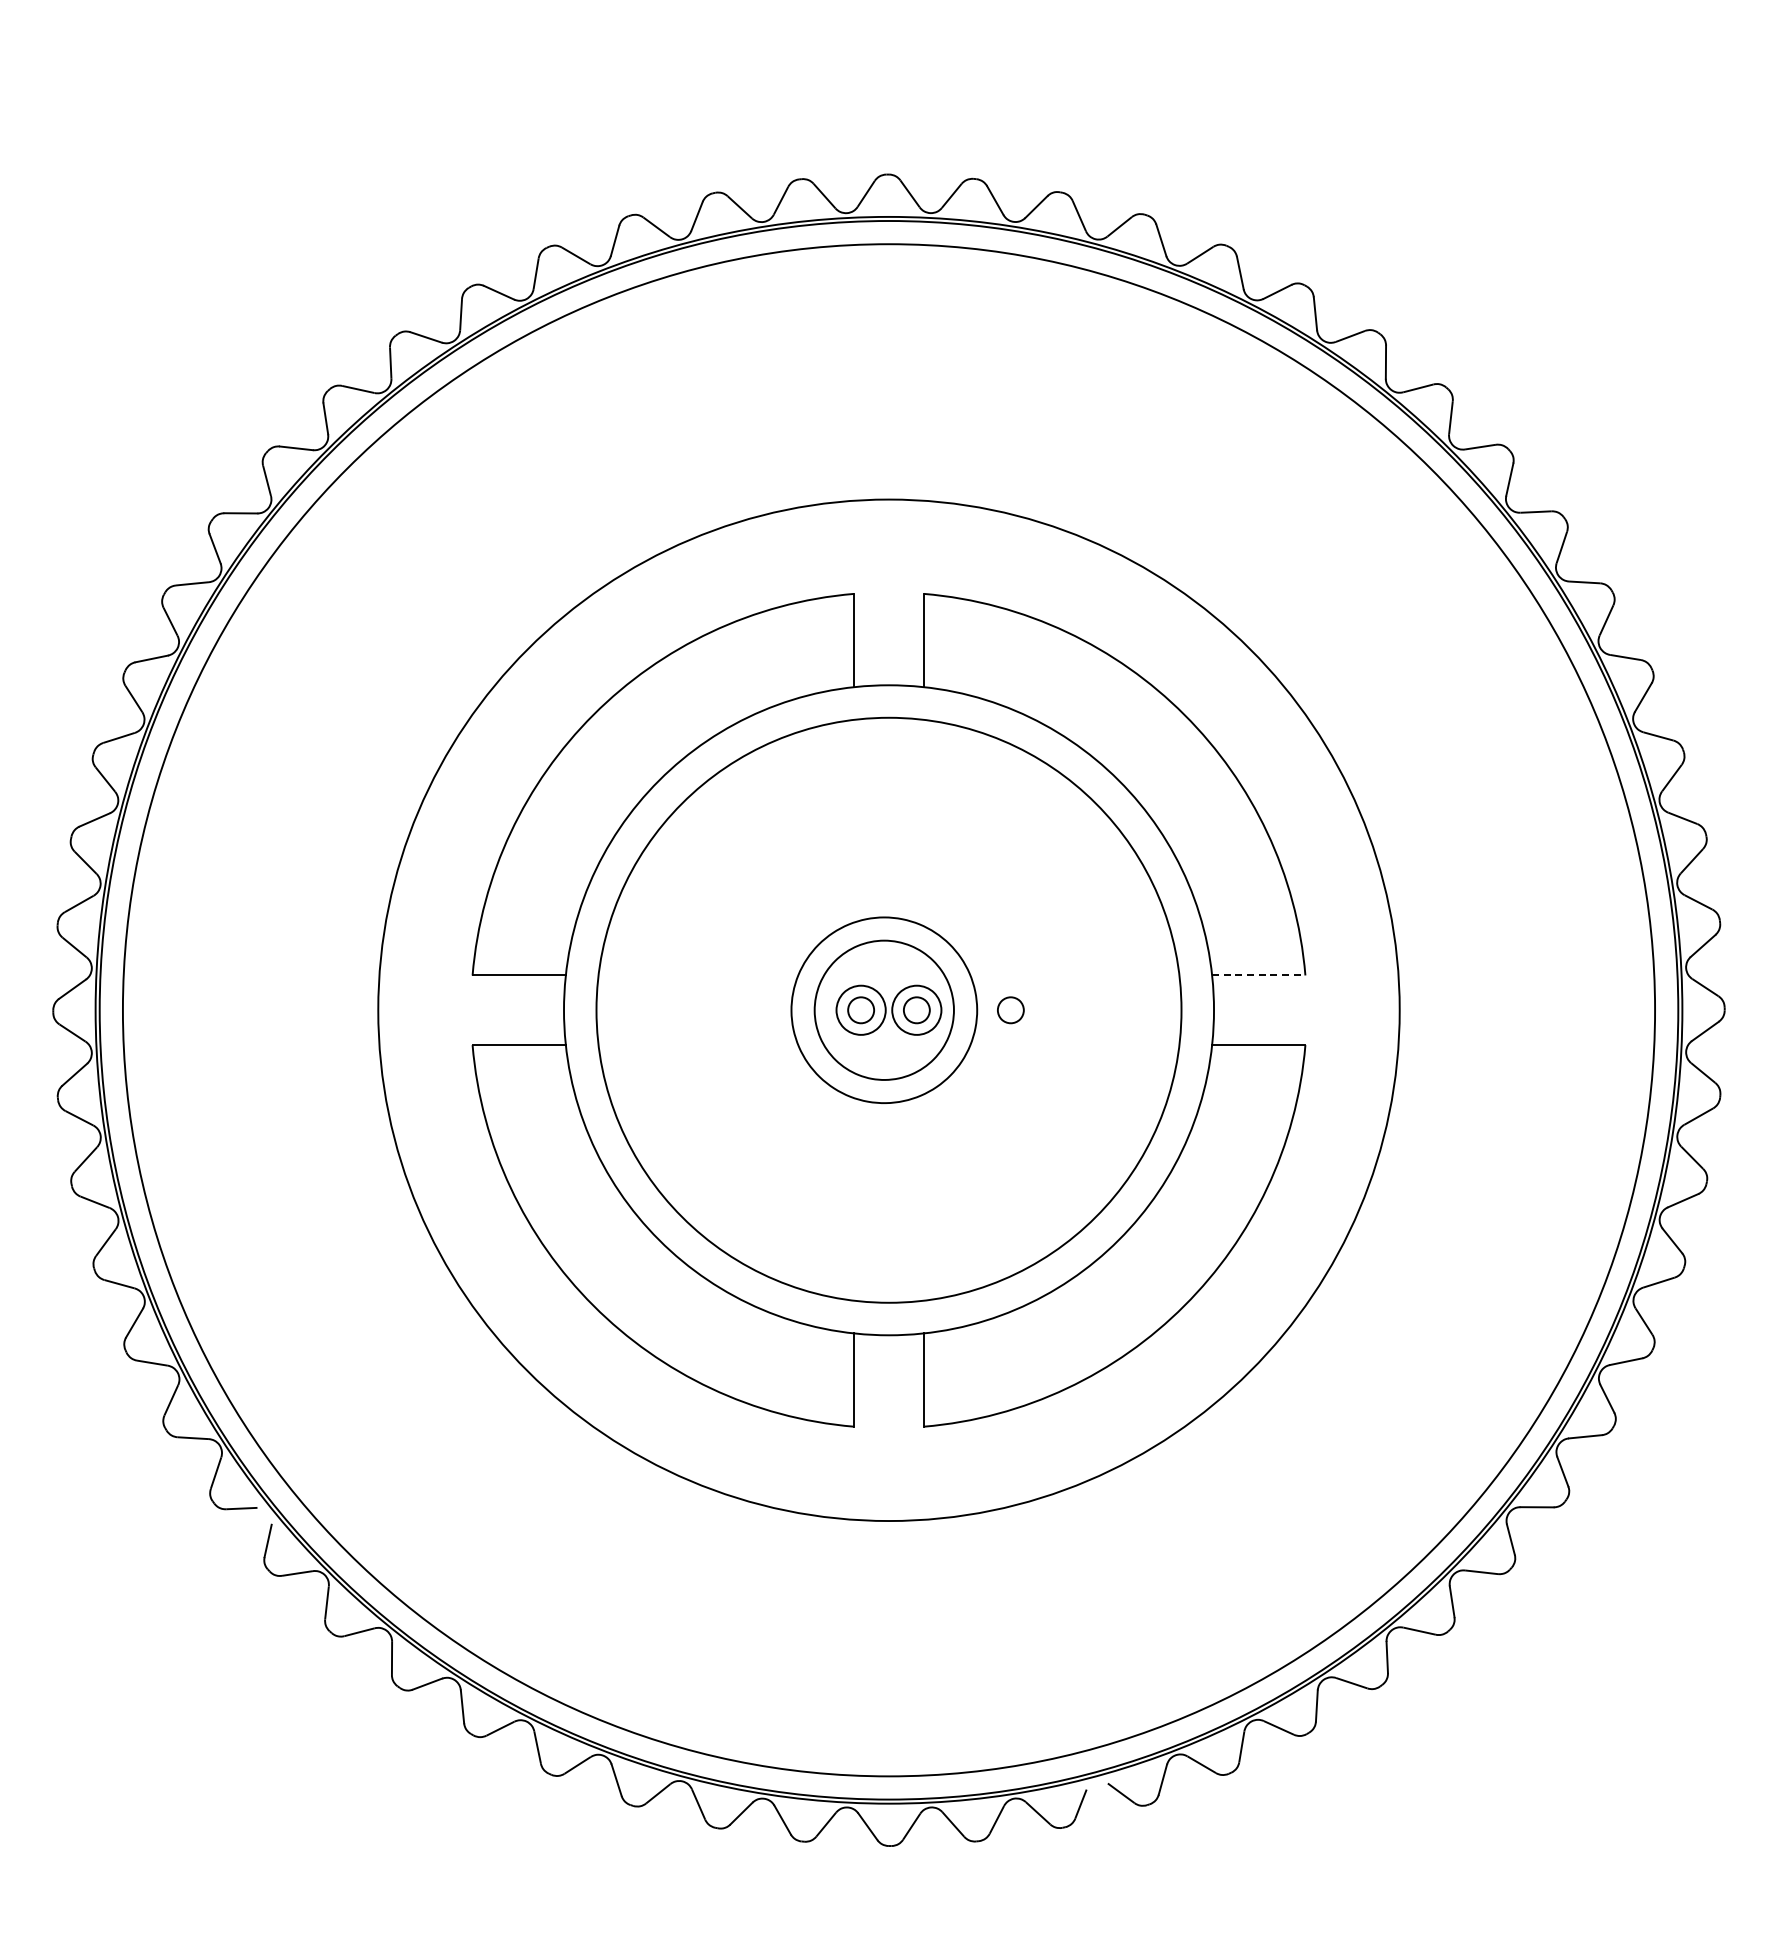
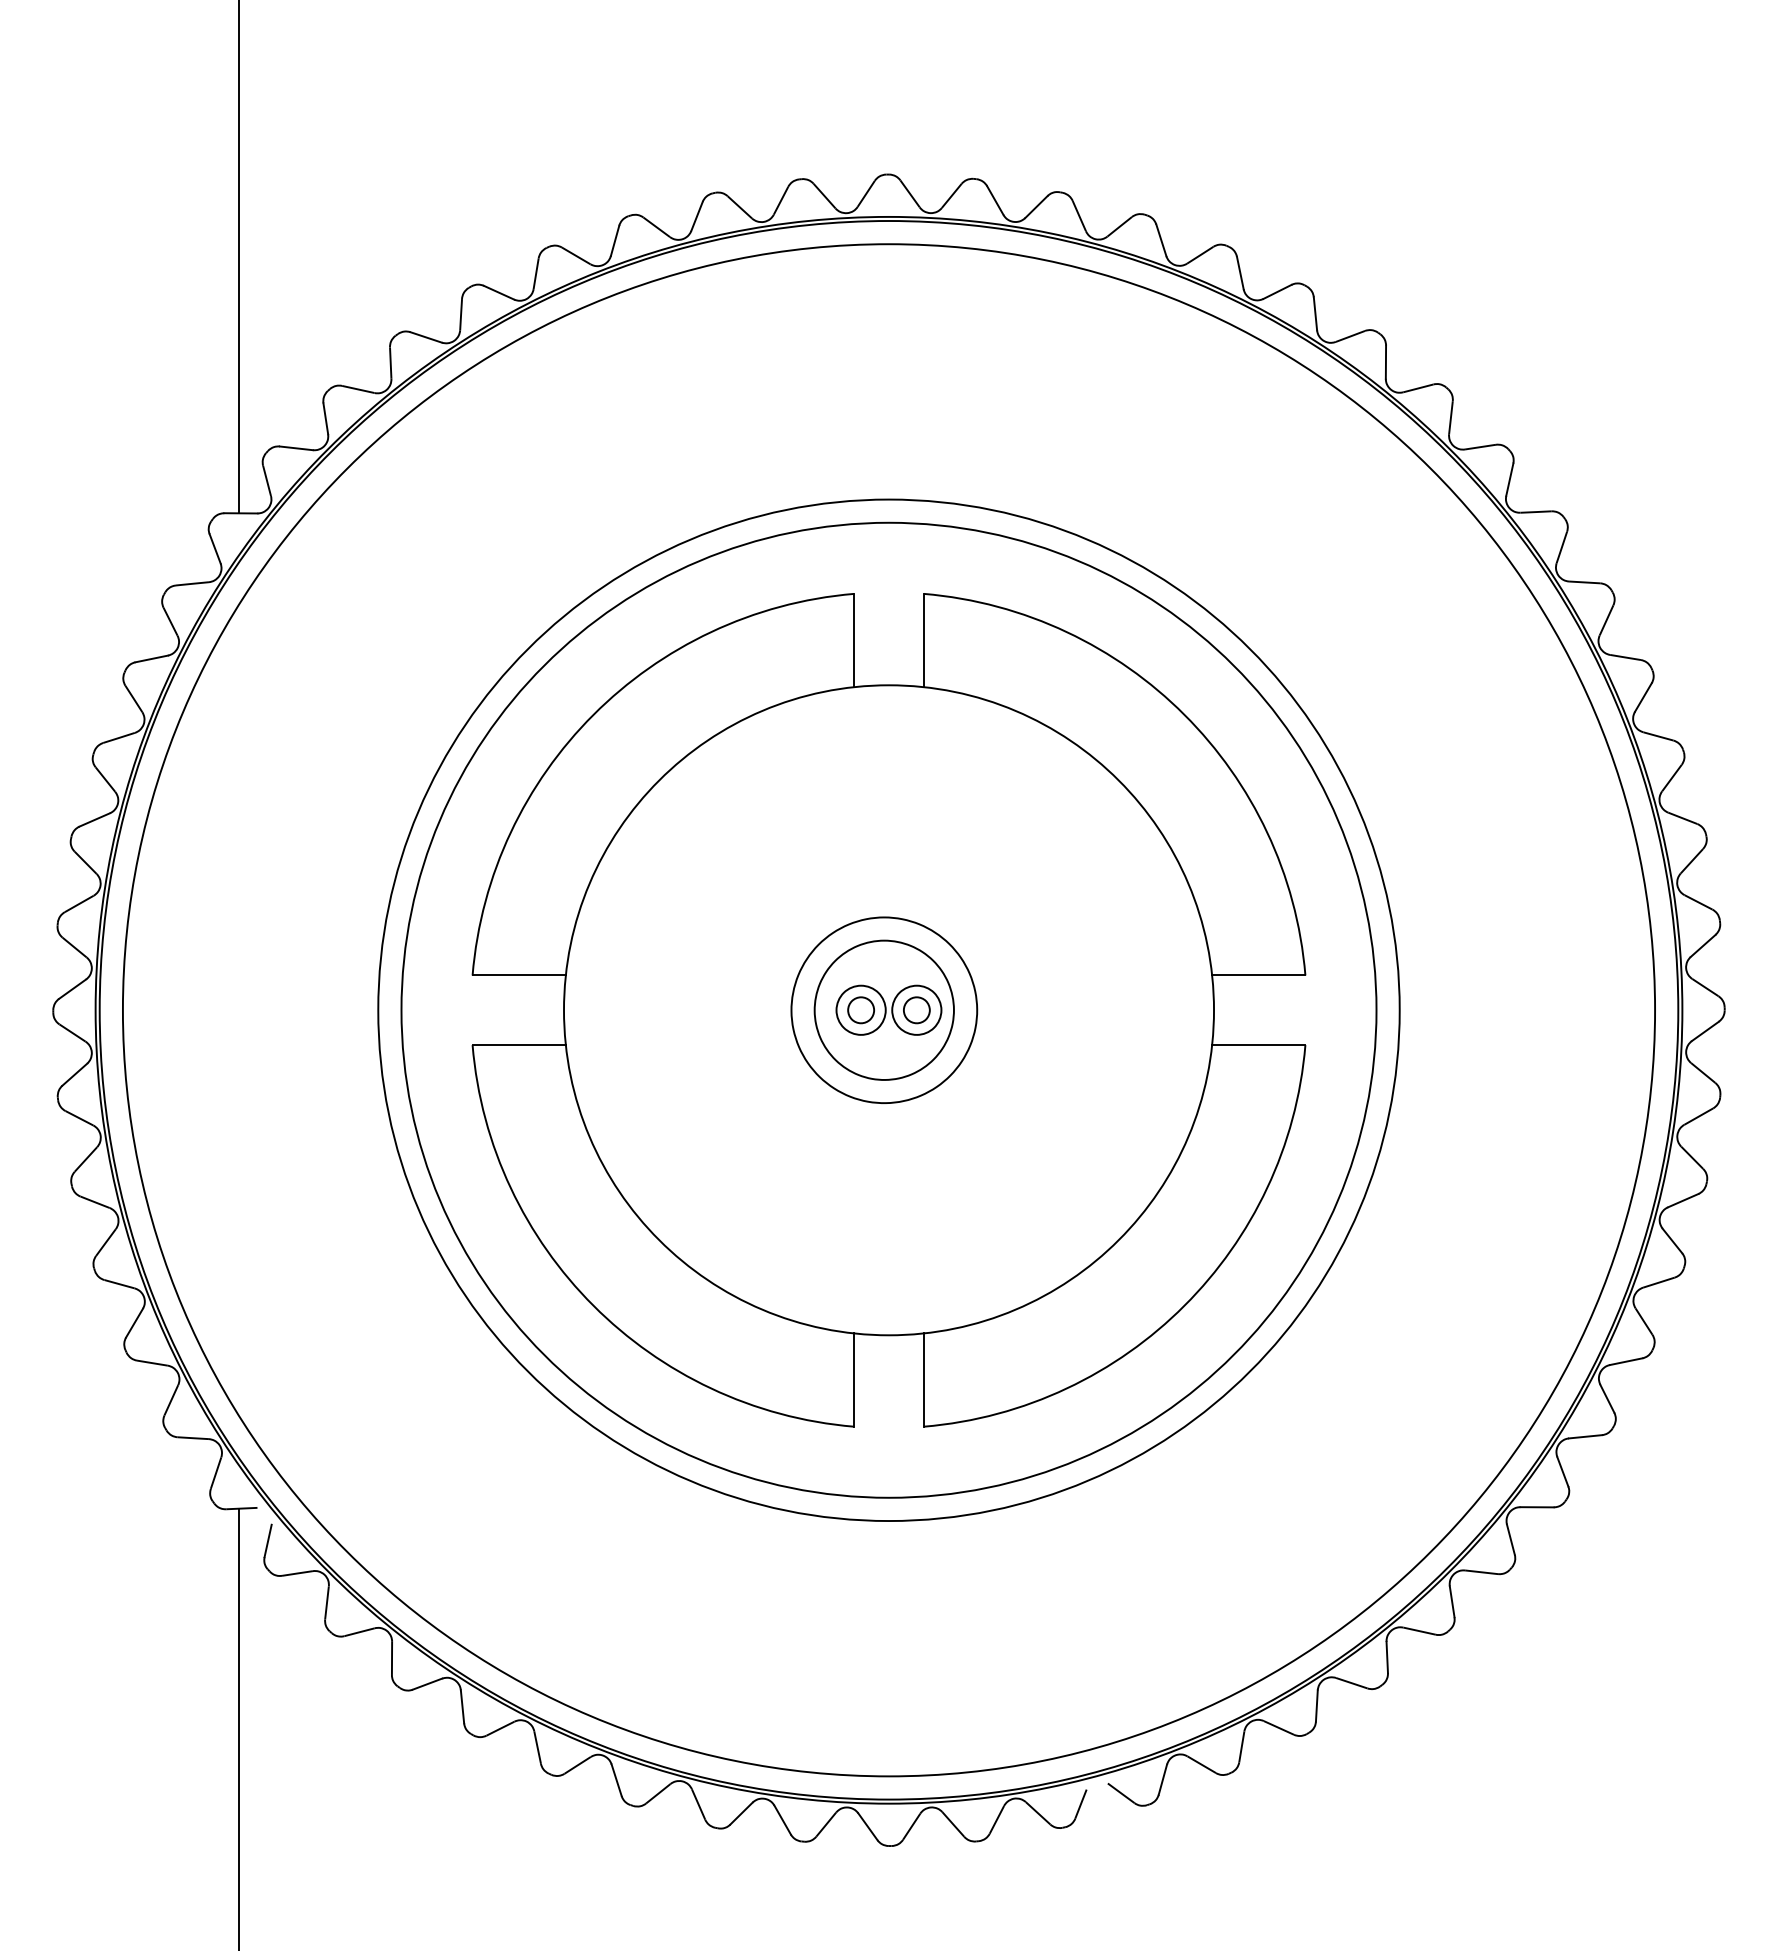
line: none -> present (239, 257)
line: dashed -> solid (1258, 975)
circle diameter: 585 px -> 975 px (888, 1009)
part: present -> none (1010, 1010)
line: none -> present (239, 1727)
